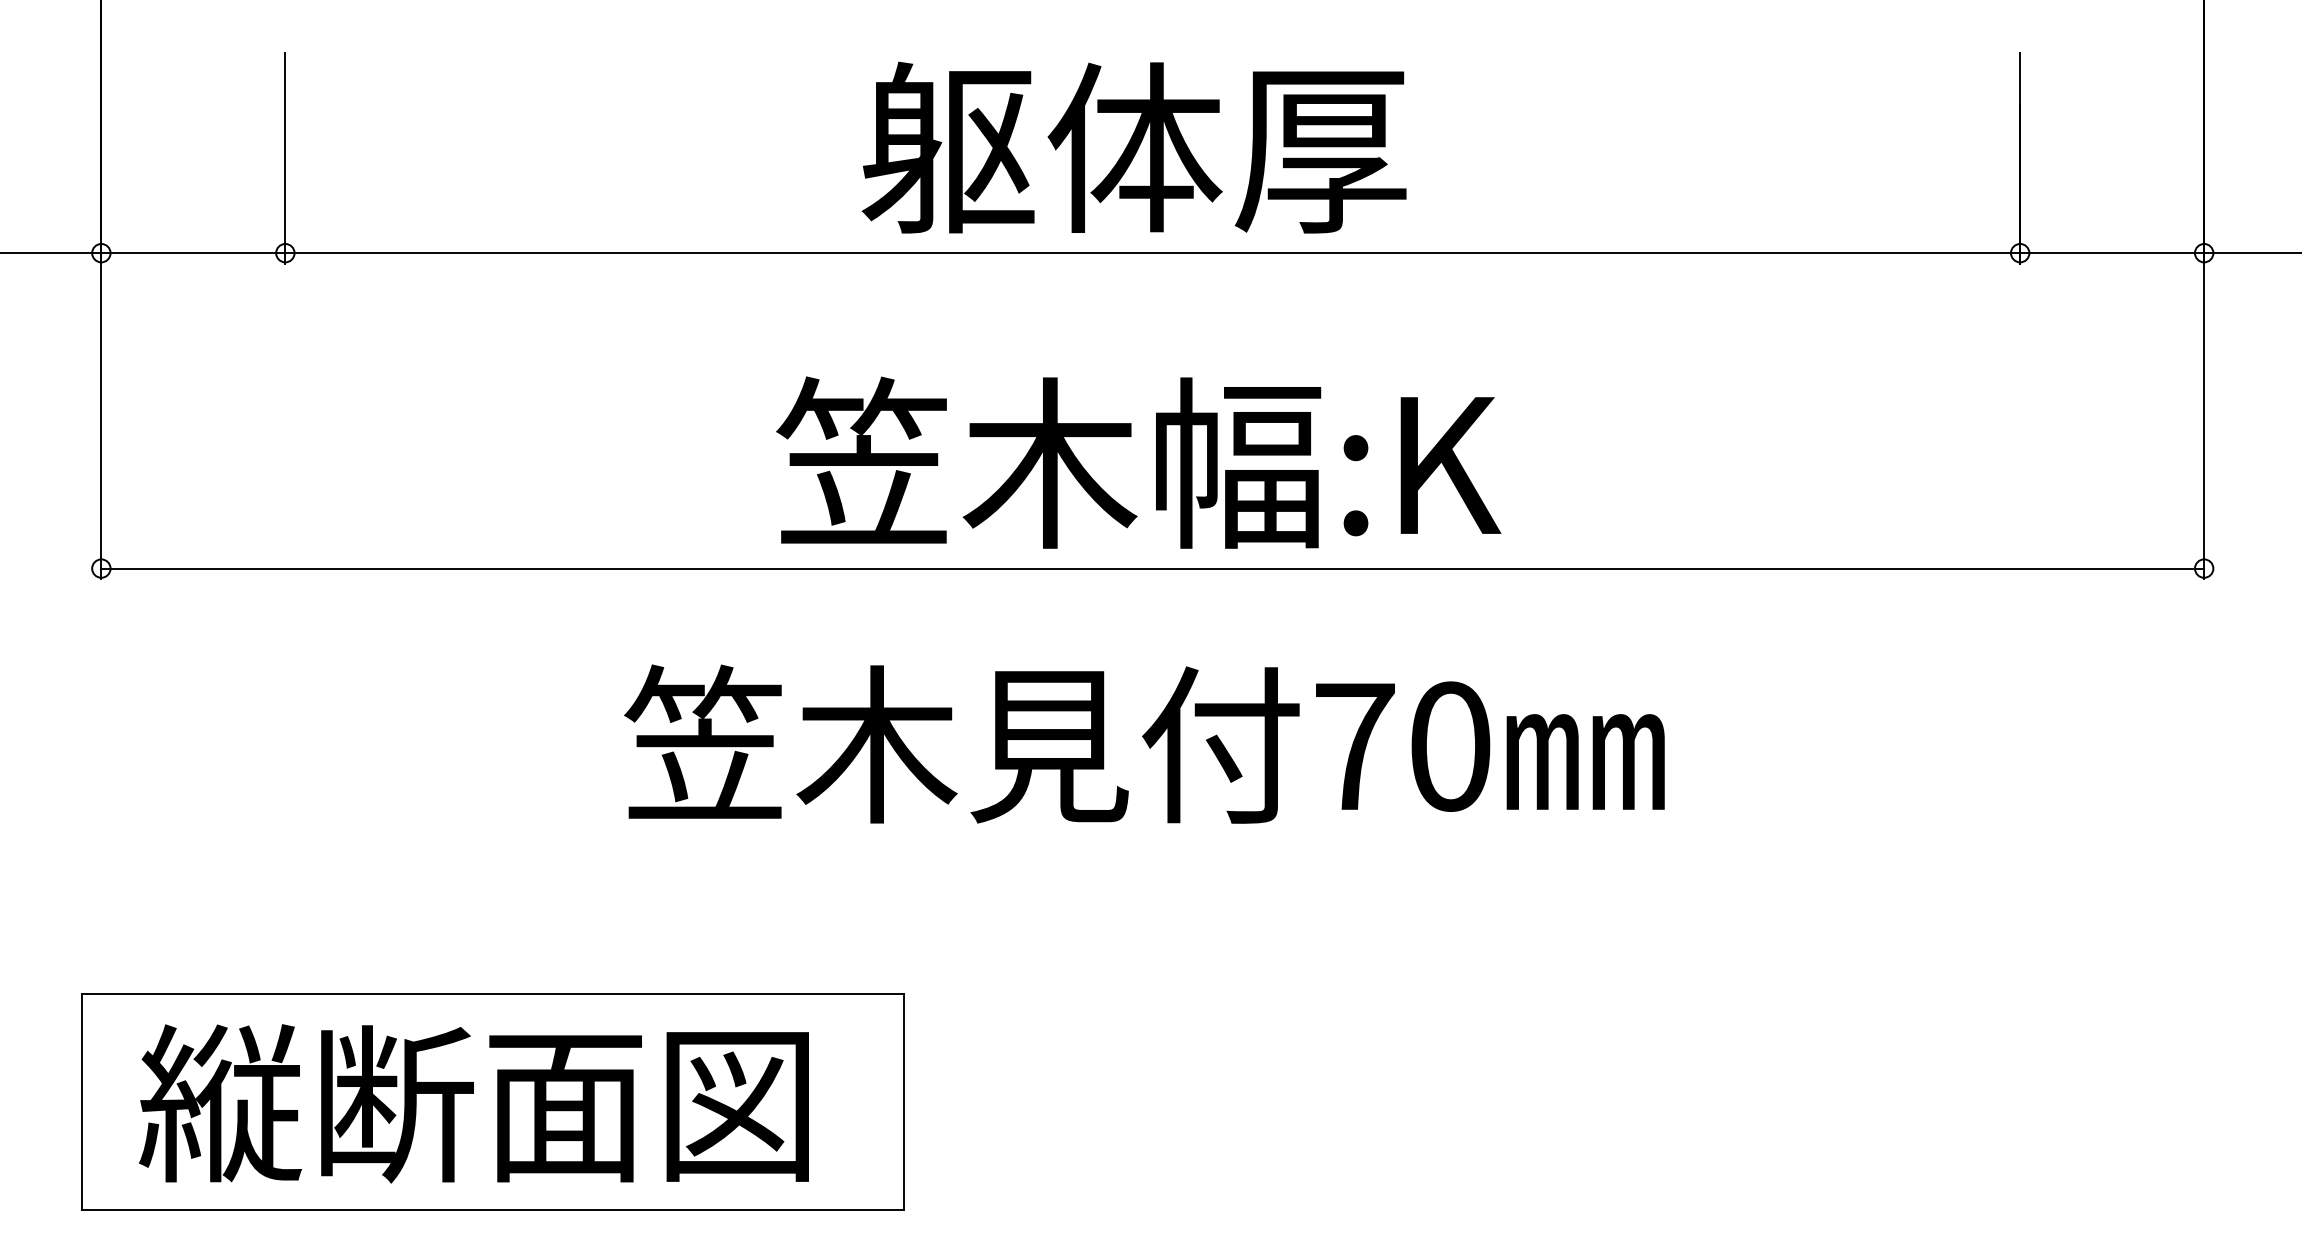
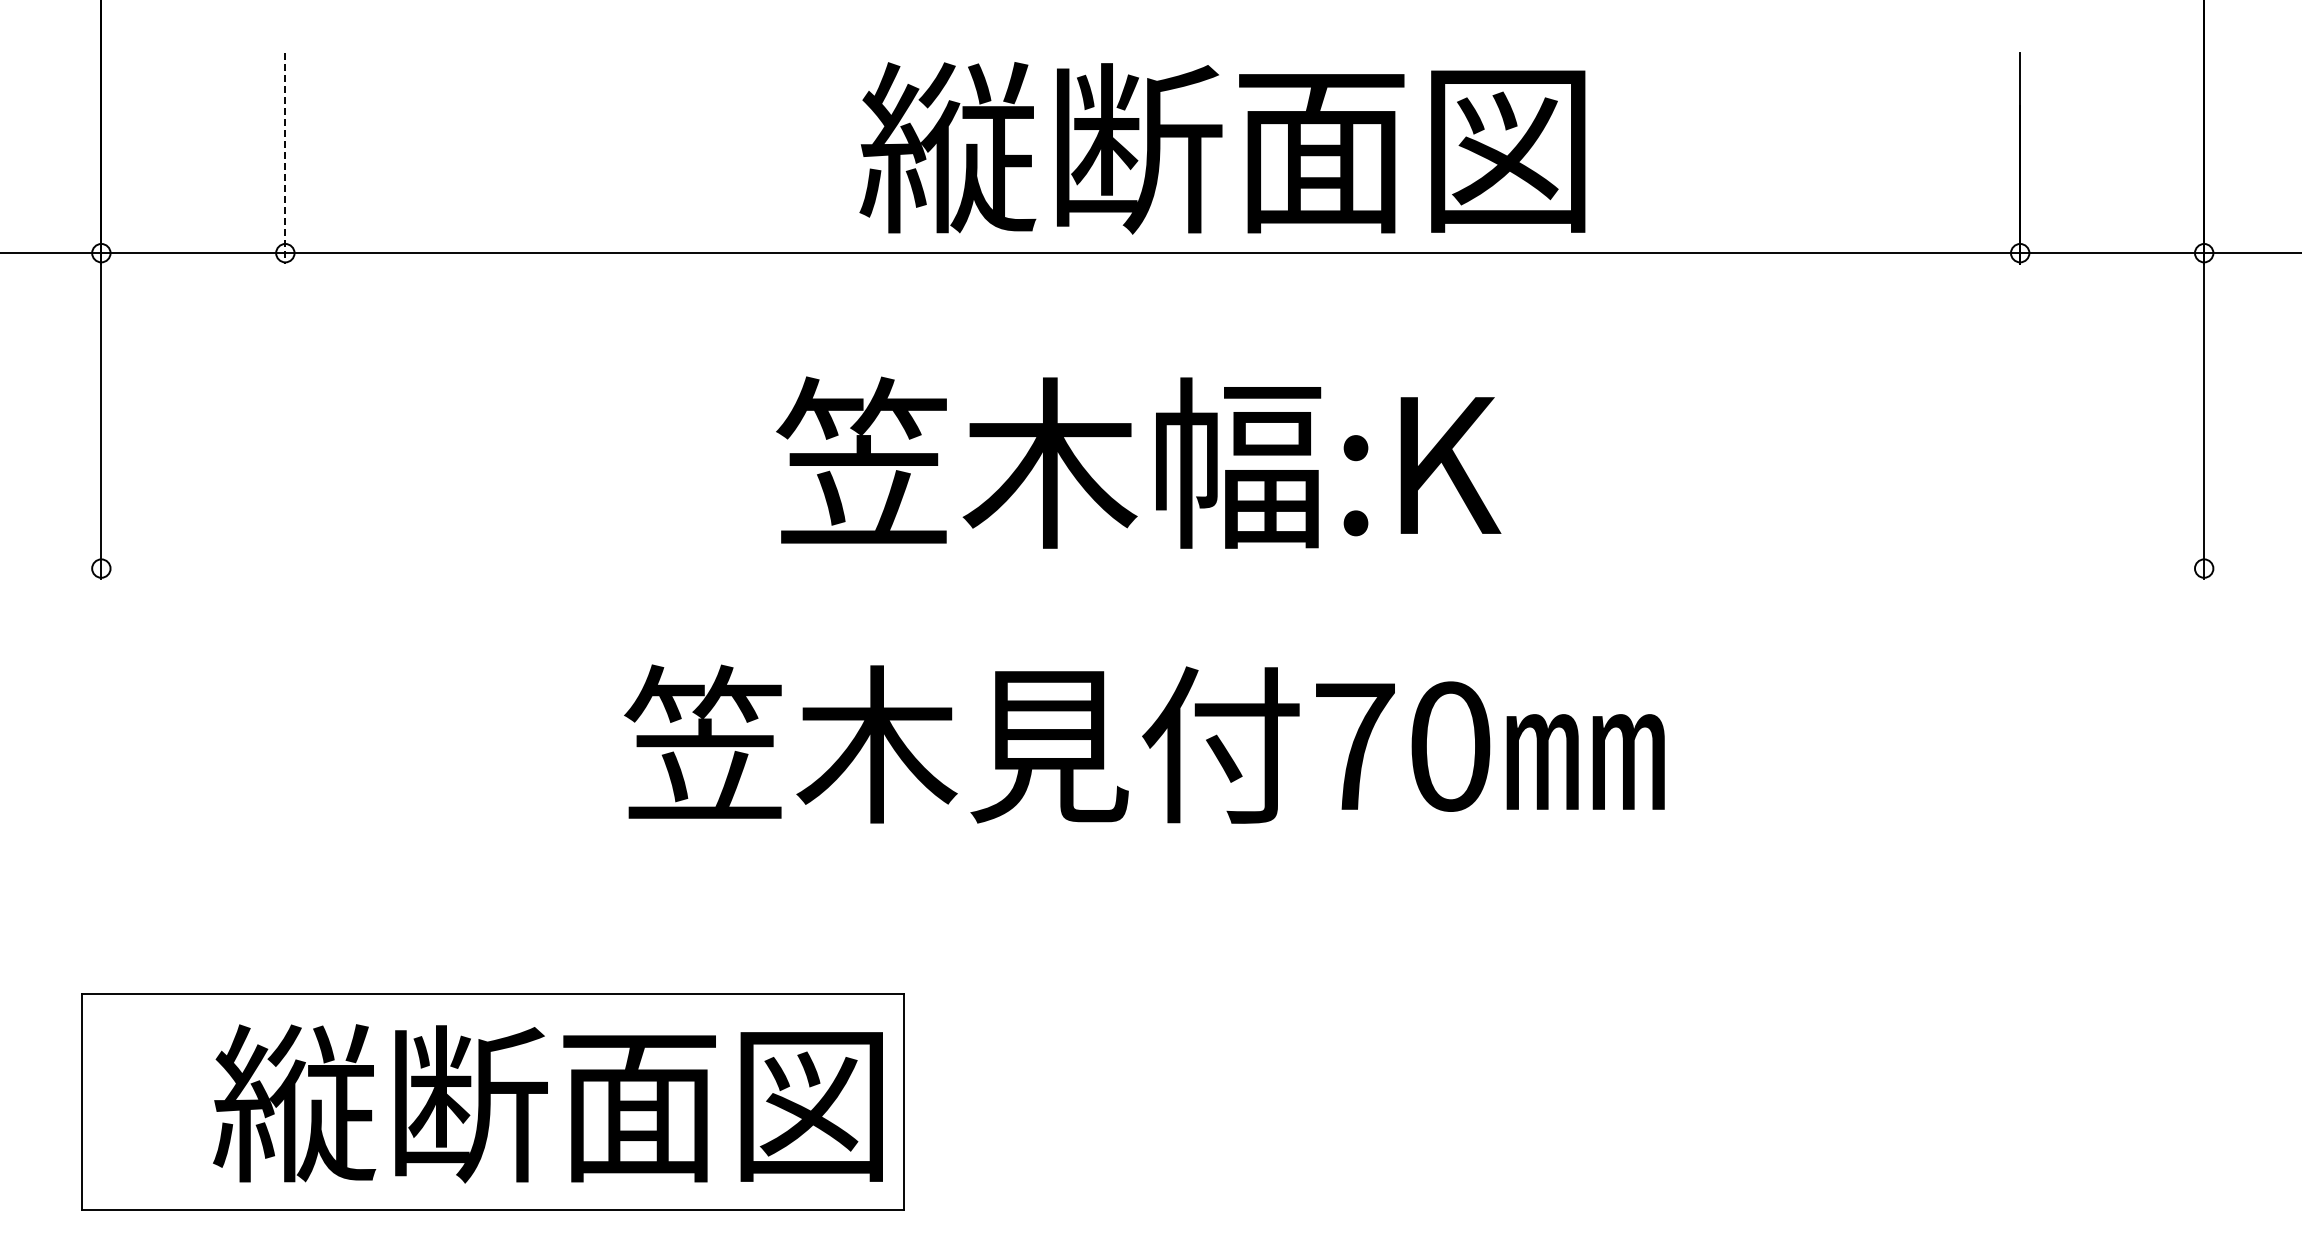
text: 躯体厚 -> 縦断面図 (1222, 147)
line: solid -> dashed (285, 159)
line: present -> none (1152, 568)
text position: (473, 1103) -> (547, 1103) (547, 1103)
